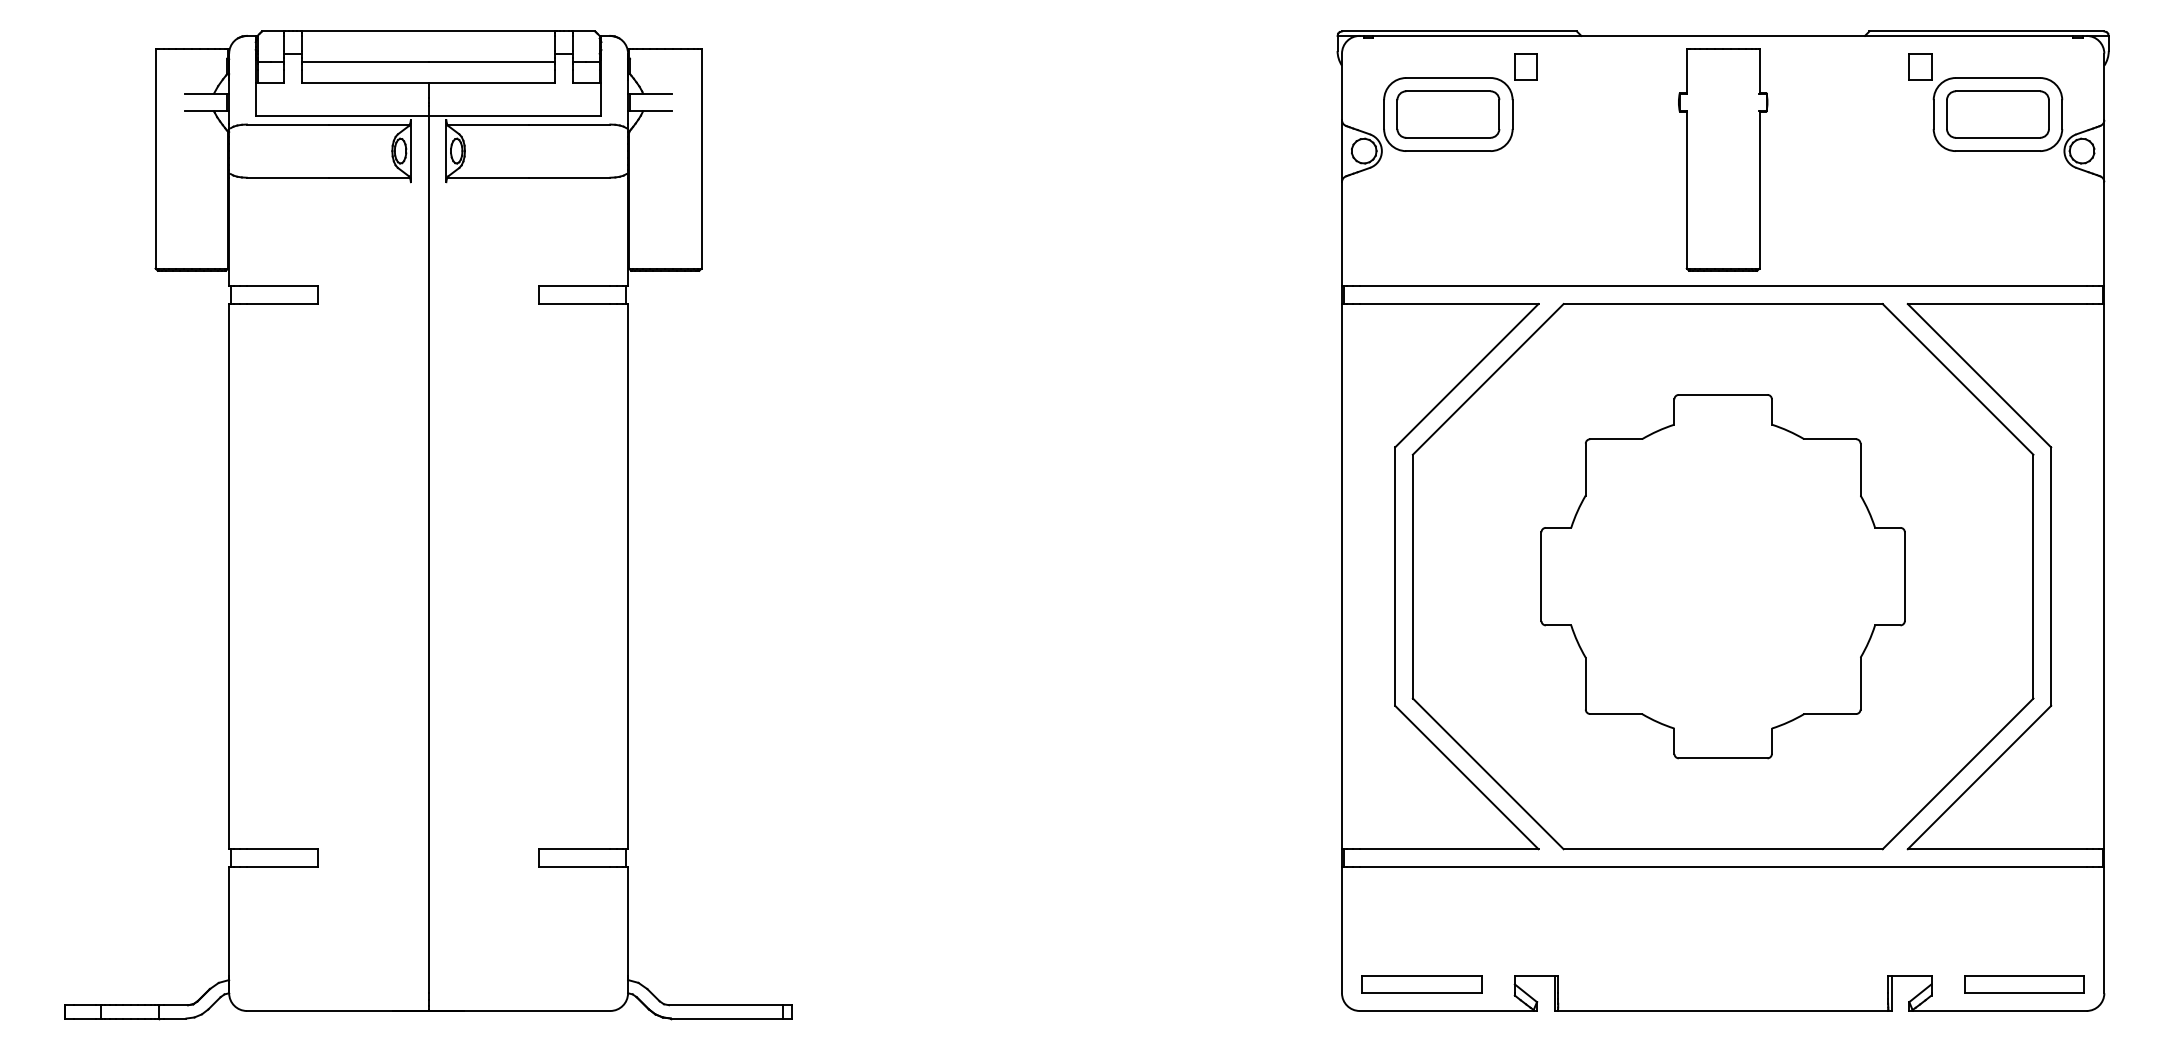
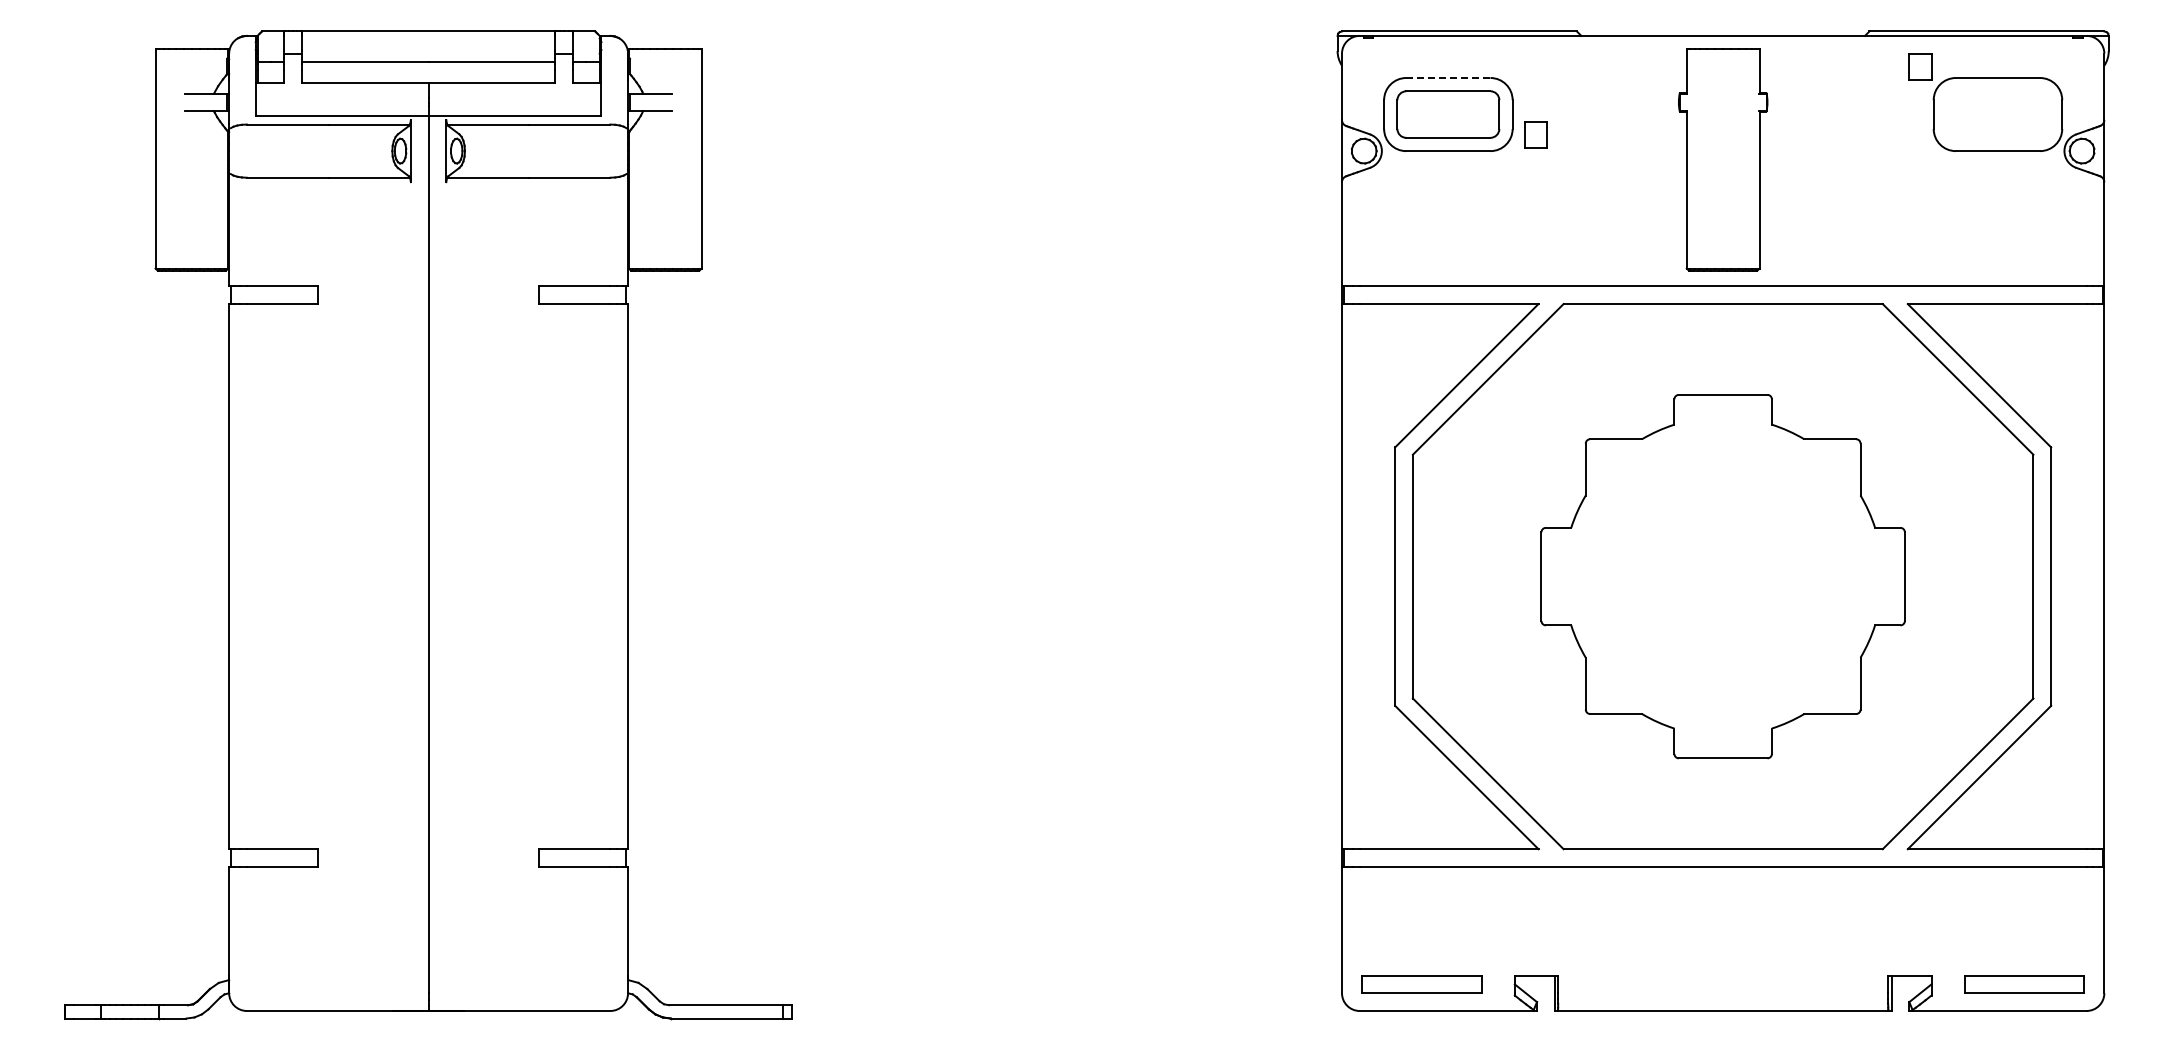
part position: (1525, 66) -> (1535, 134) (1535, 134)
line: solid -> dashed (1448, 78)
part: present -> none (1997, 114)
